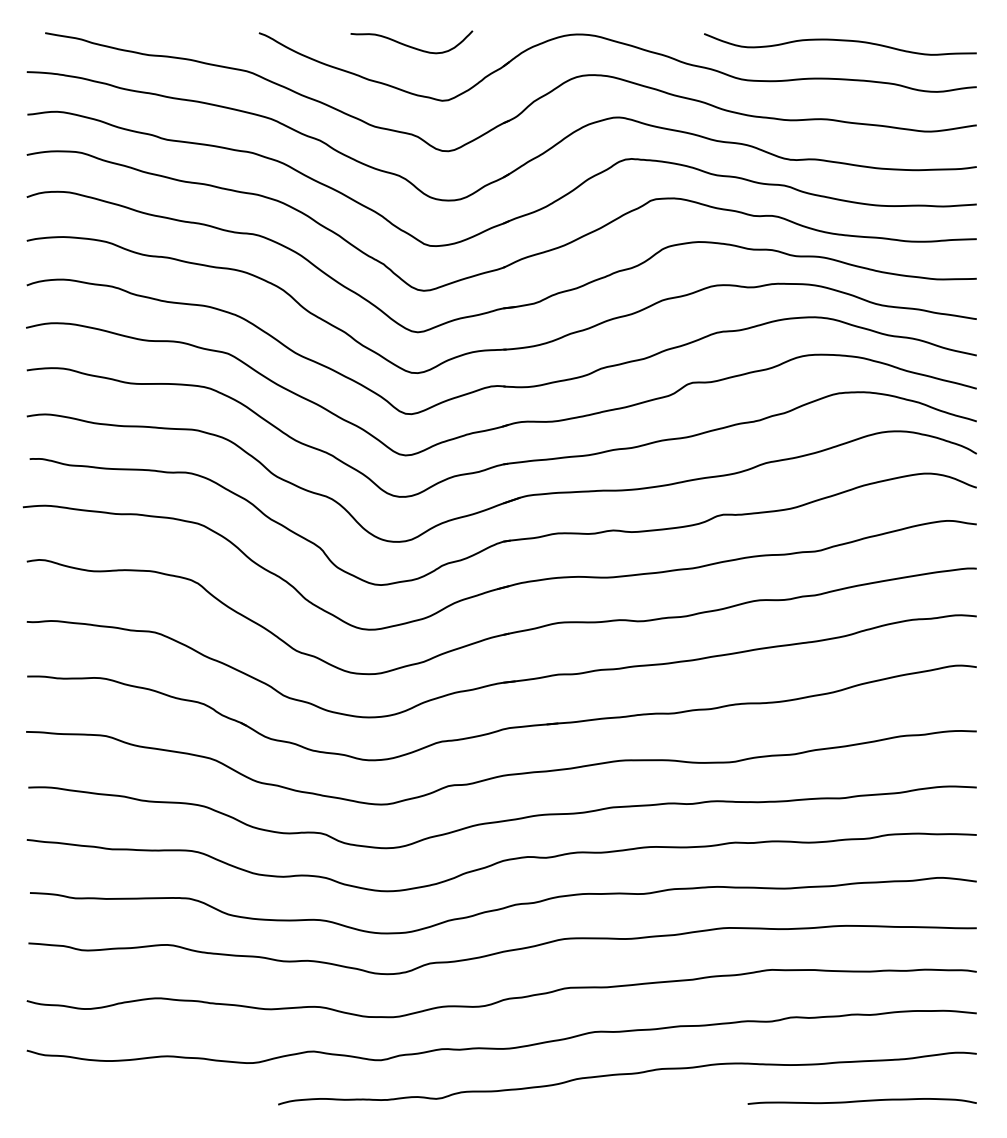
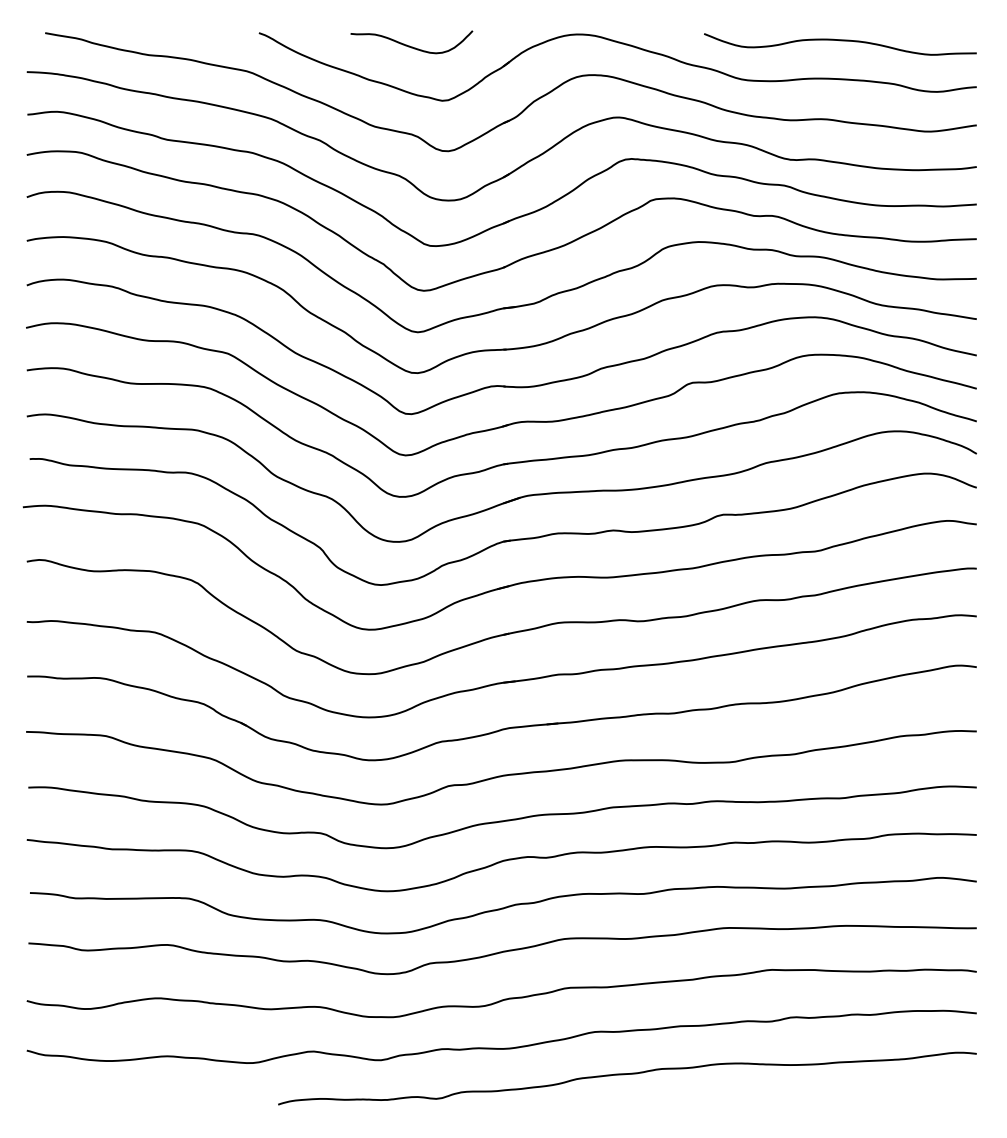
curve: present -> none (861, 1101)
